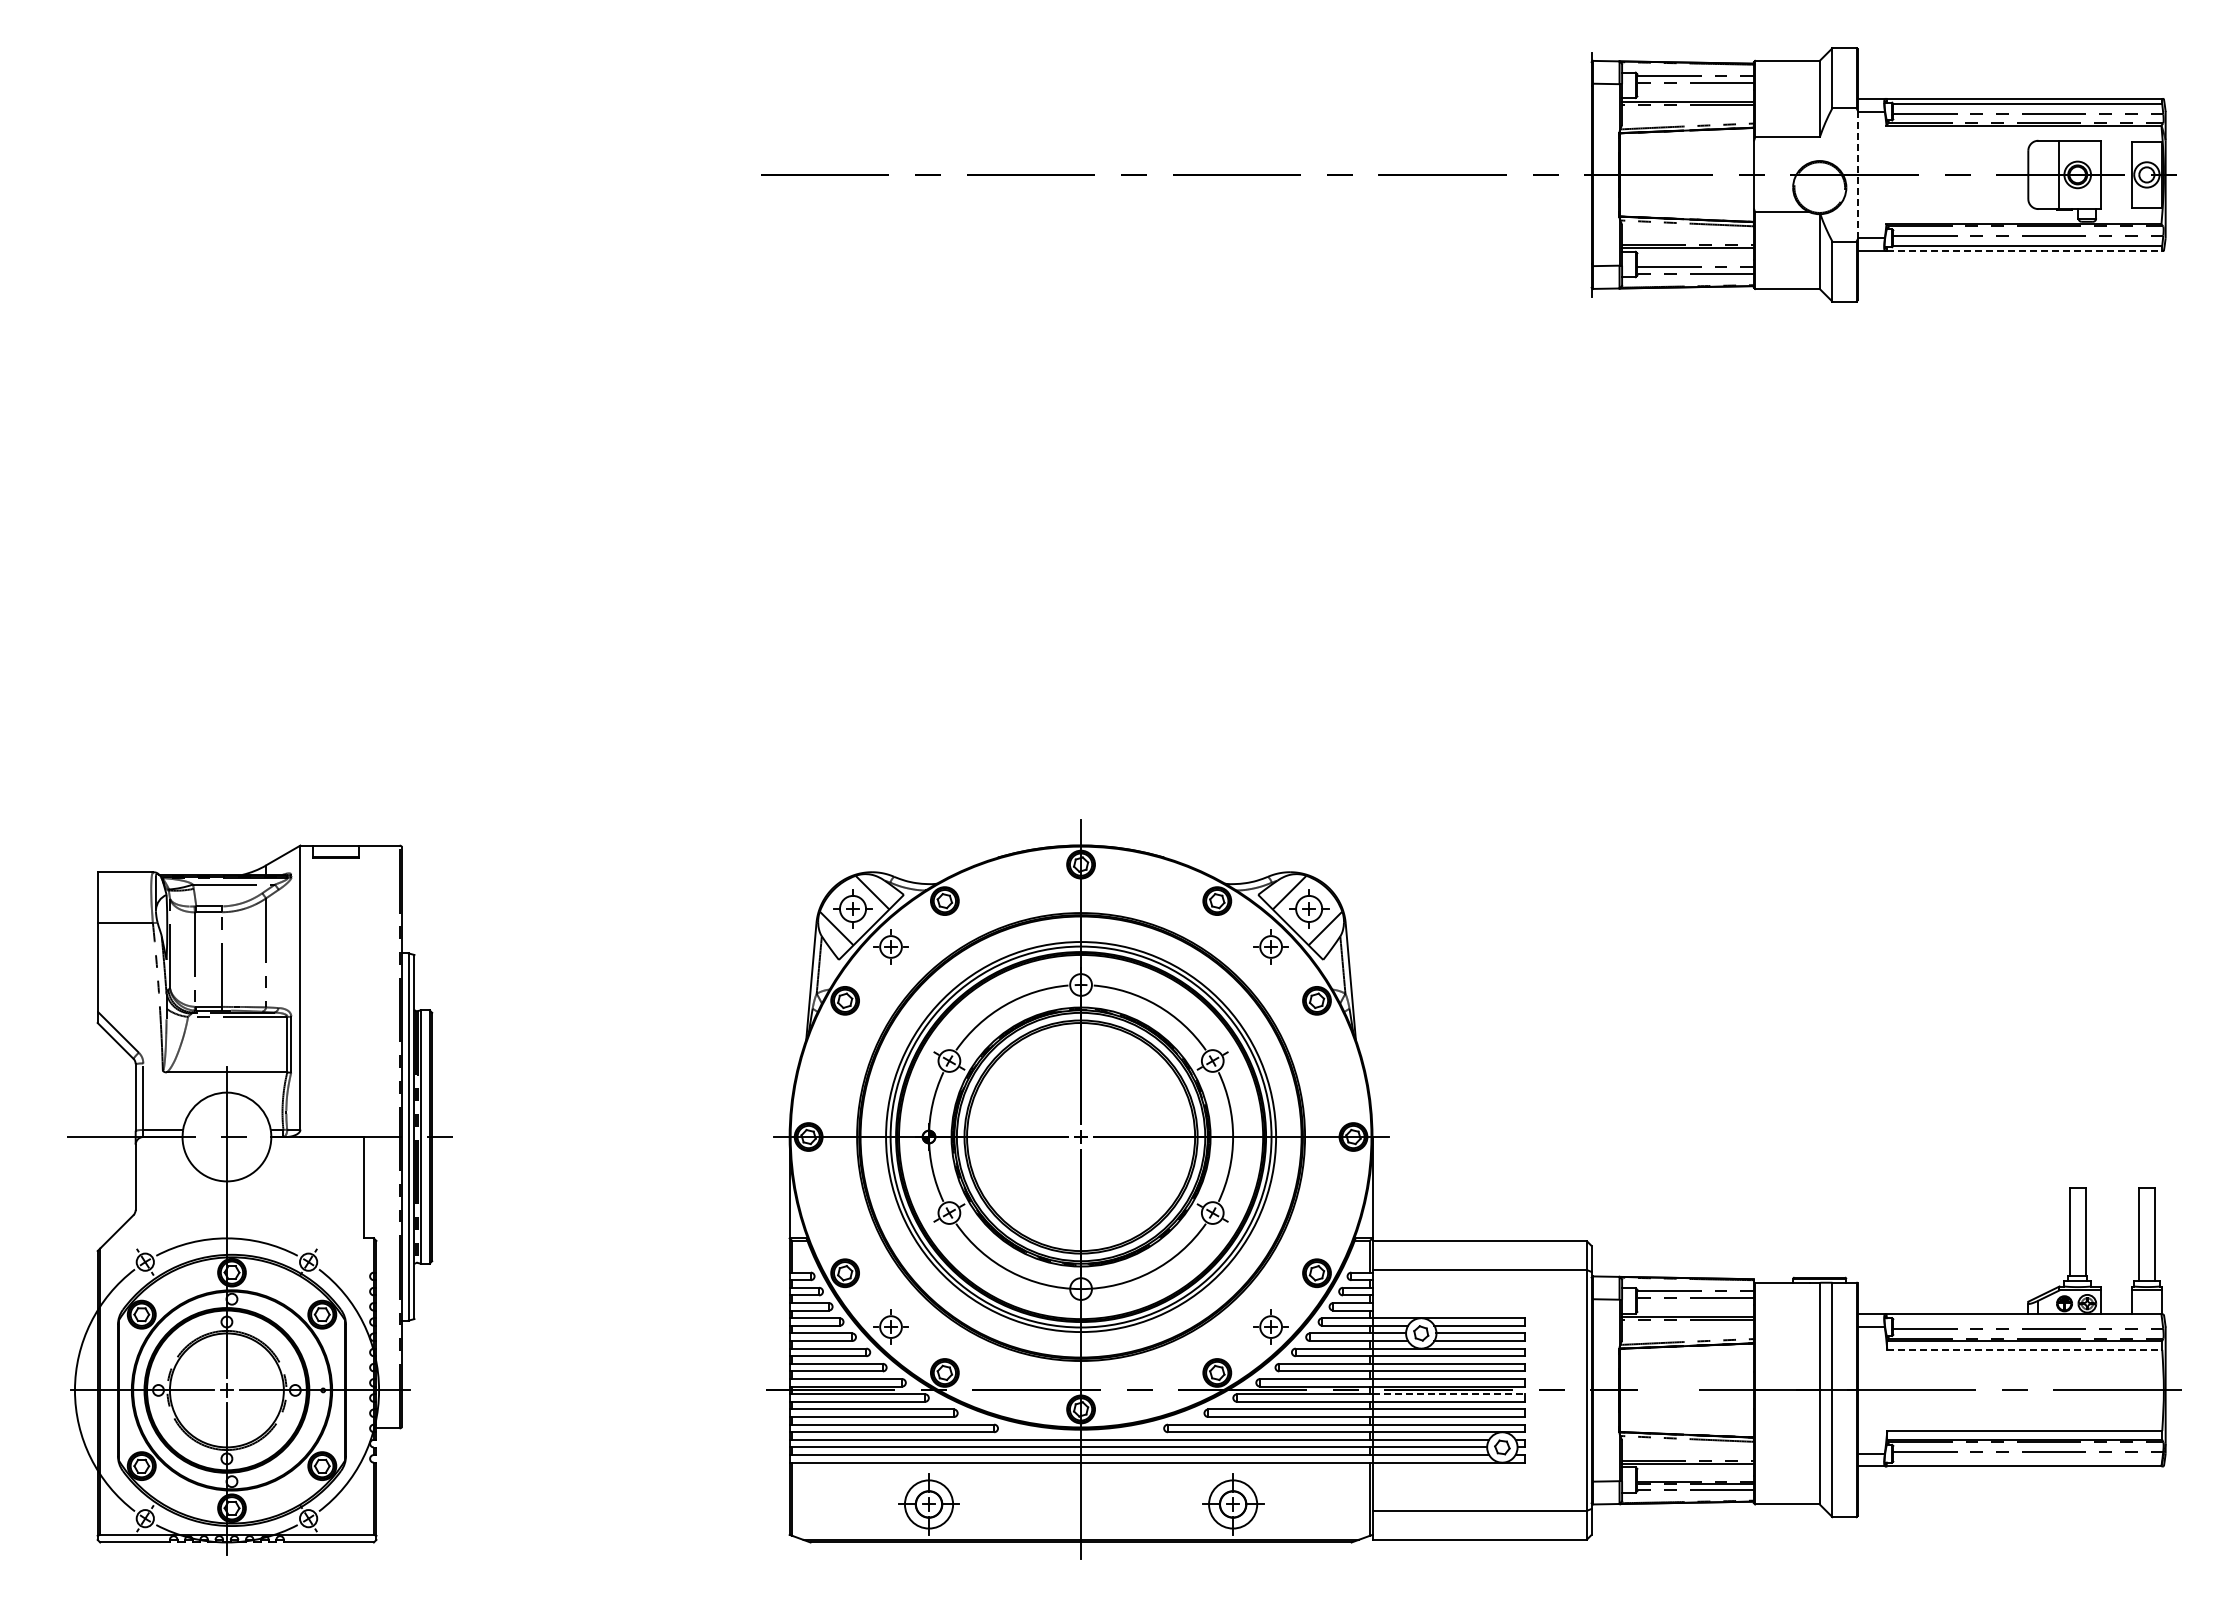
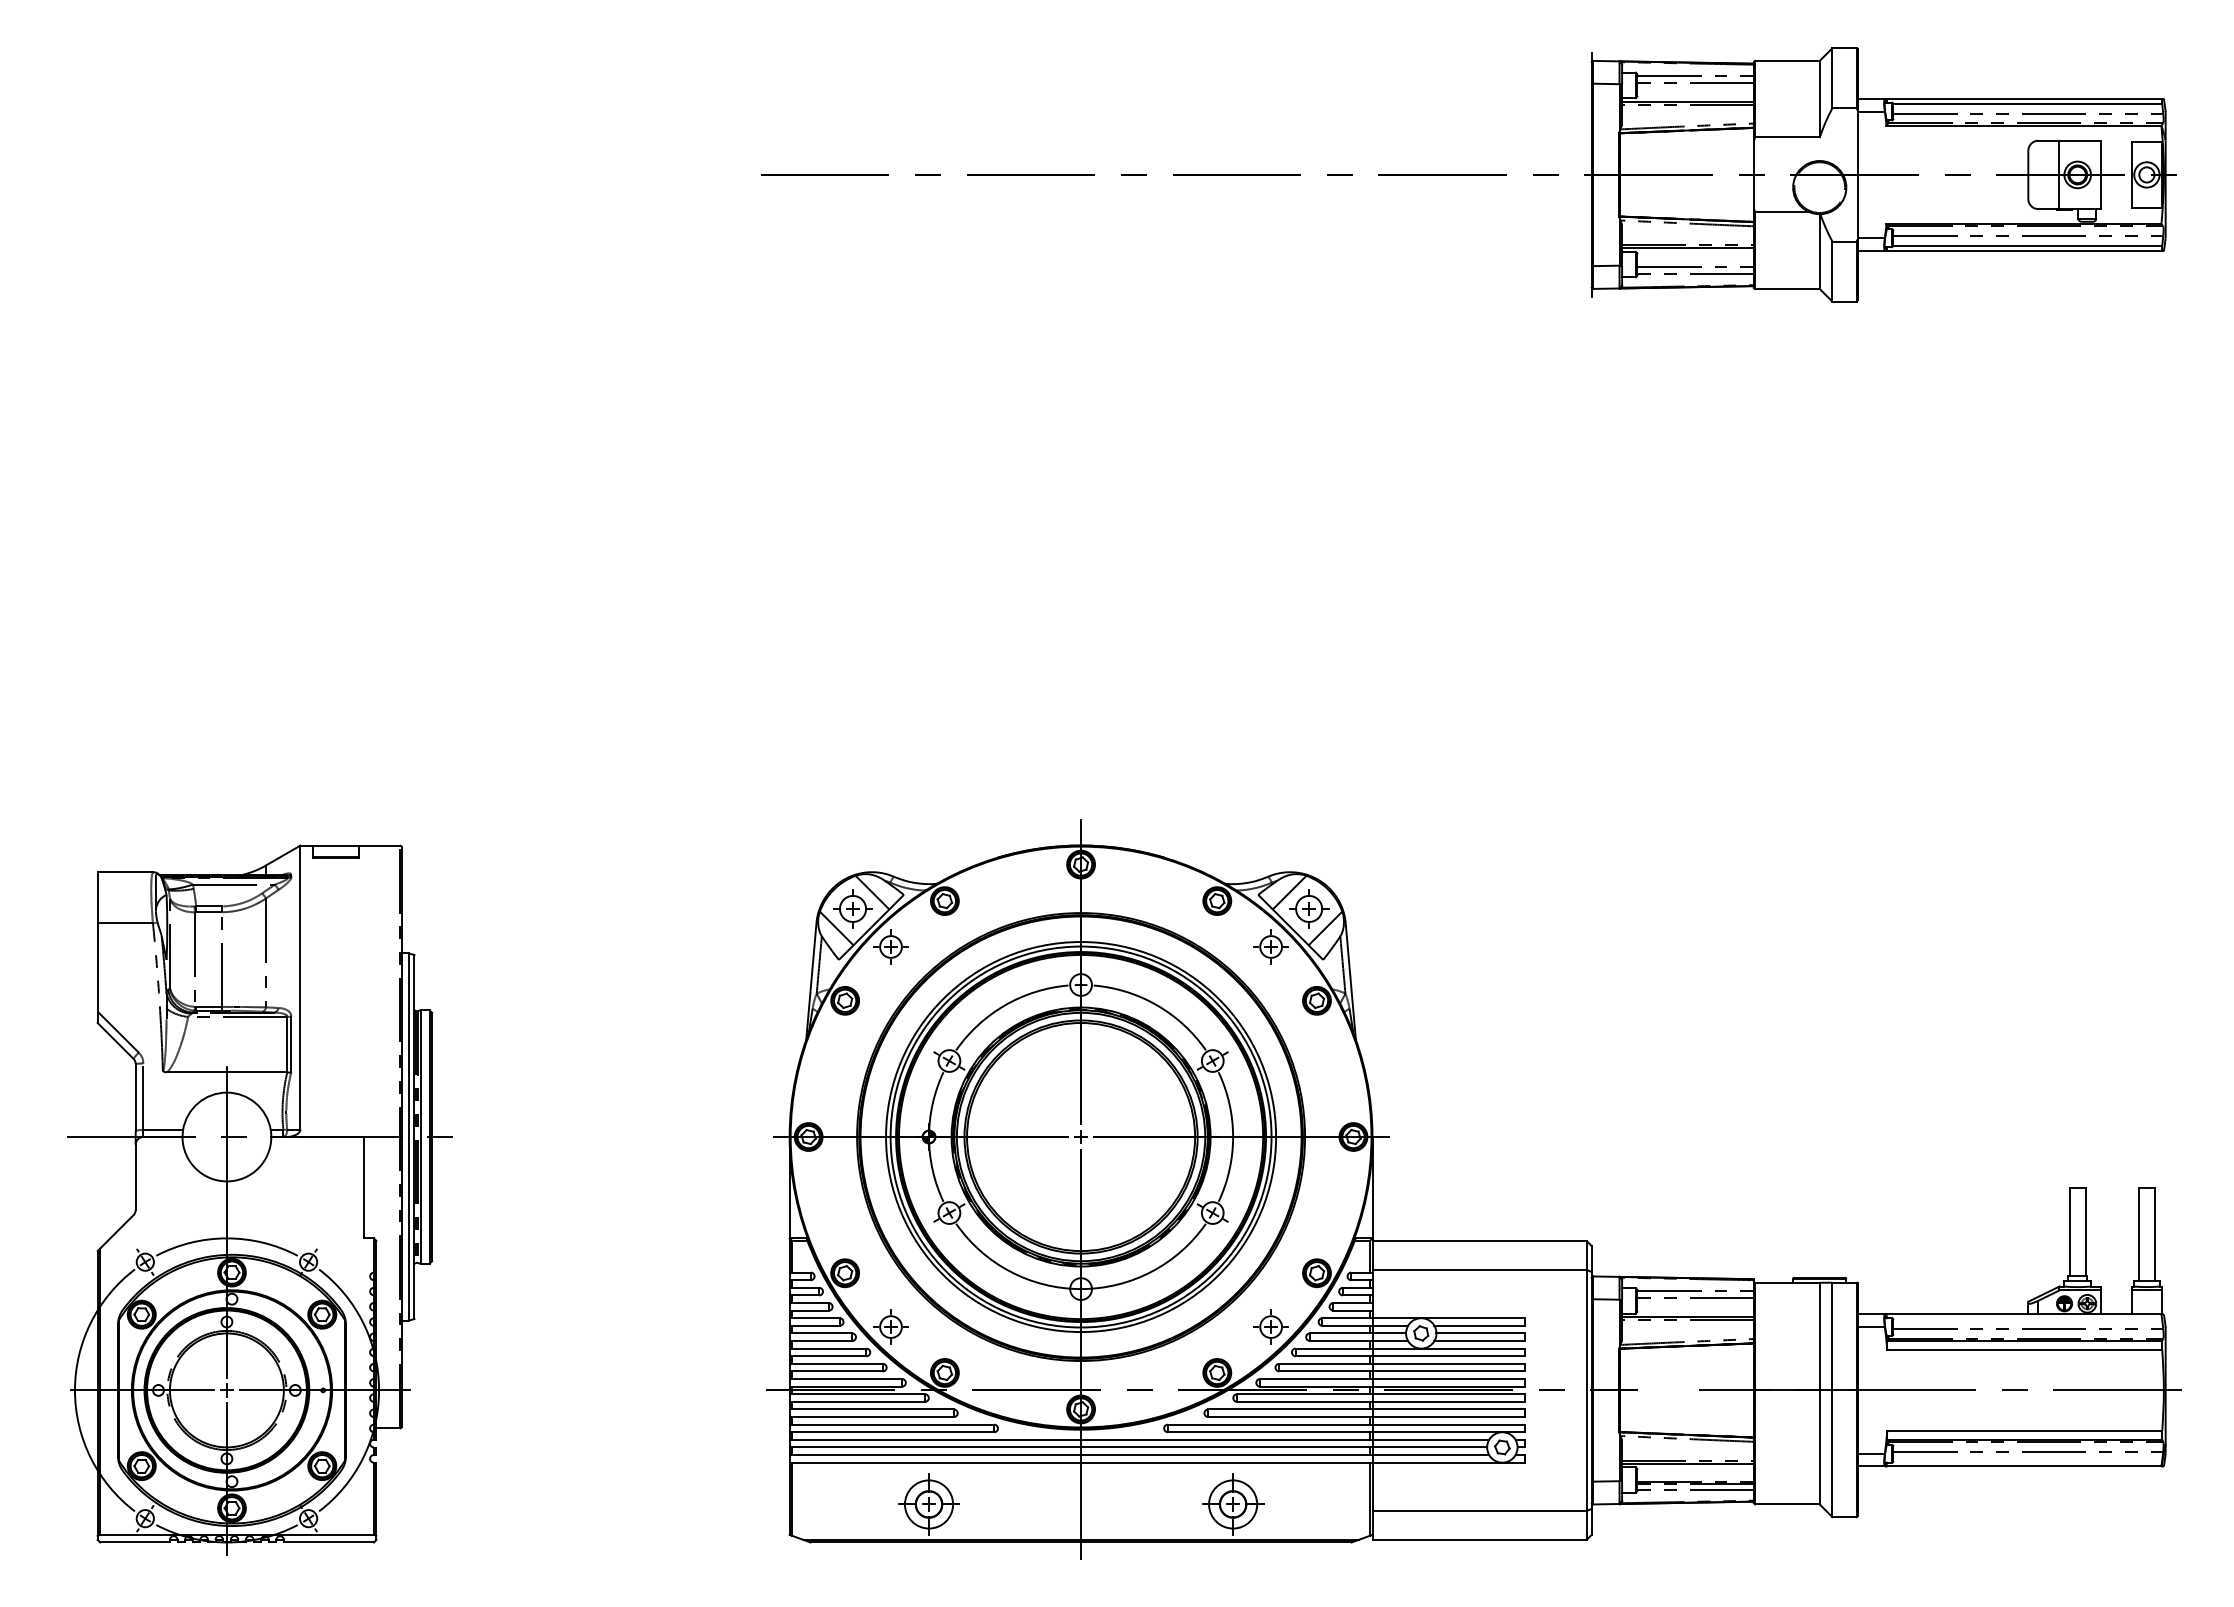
line: dashed -> solid (1857, 174)
line: dashed -> solid (2025, 250)
line: dashed -> solid (2025, 1349)
line: dashed -> solid (1449, 1394)
